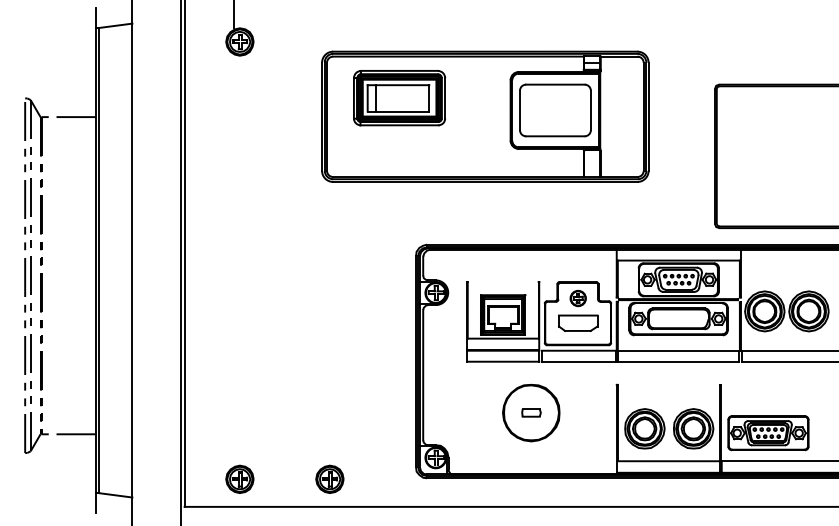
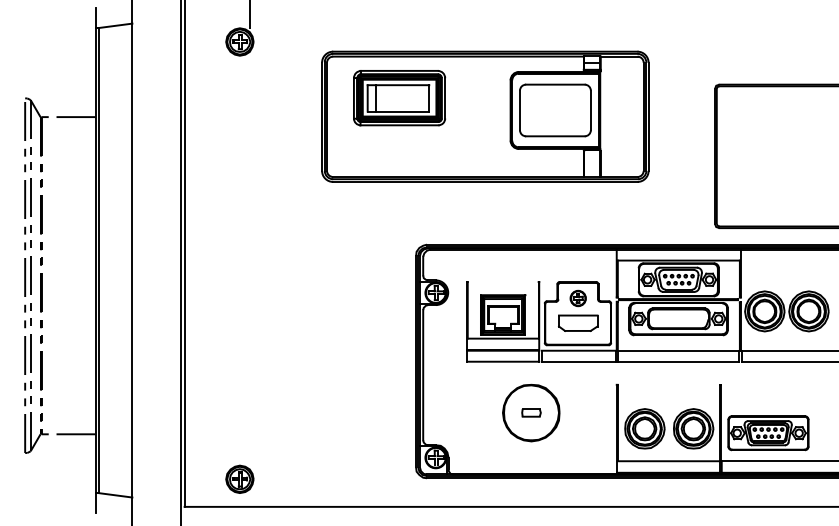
line position: (234, 15) -> (250, 15) (250, 15)
part: present -> none (329, 478)
